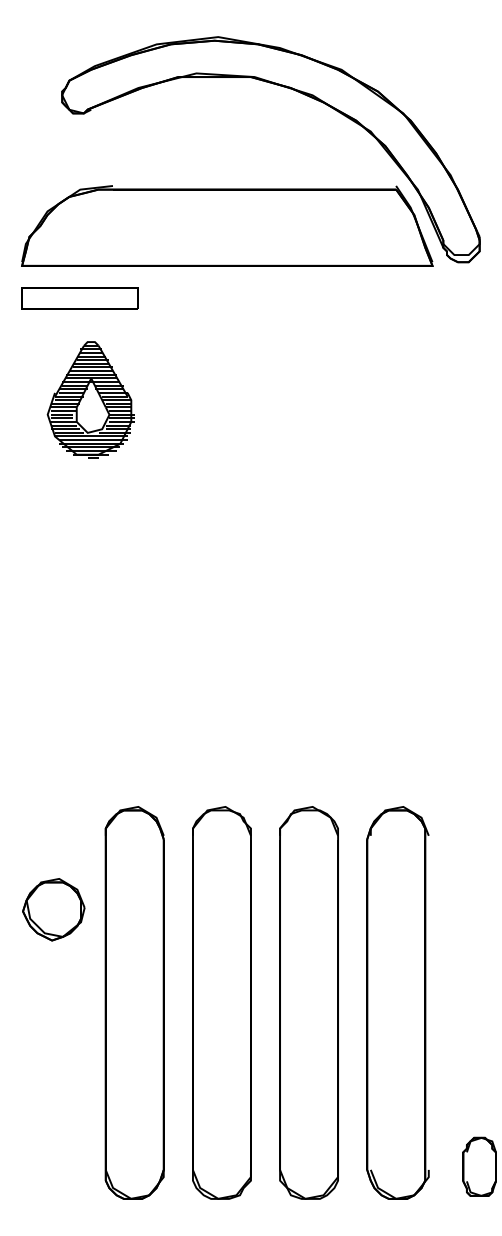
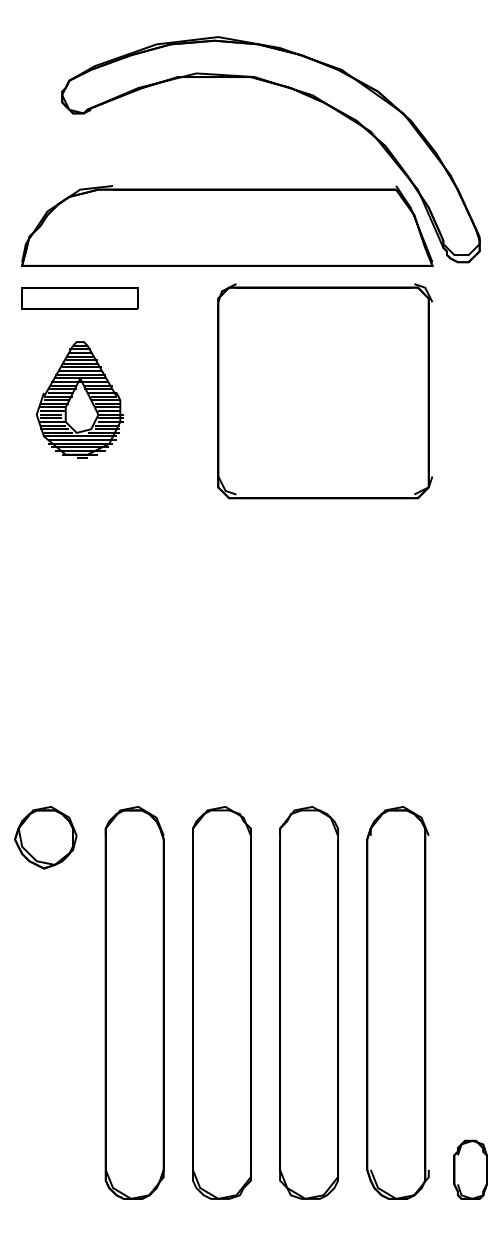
part: none -> present (325, 391)
part position: (90, 399) -> (79, 399) (79, 399)
part position: (53, 909) -> (45, 837) (45, 837)
part position: (479, 1166) -> (470, 1169) (470, 1169)
